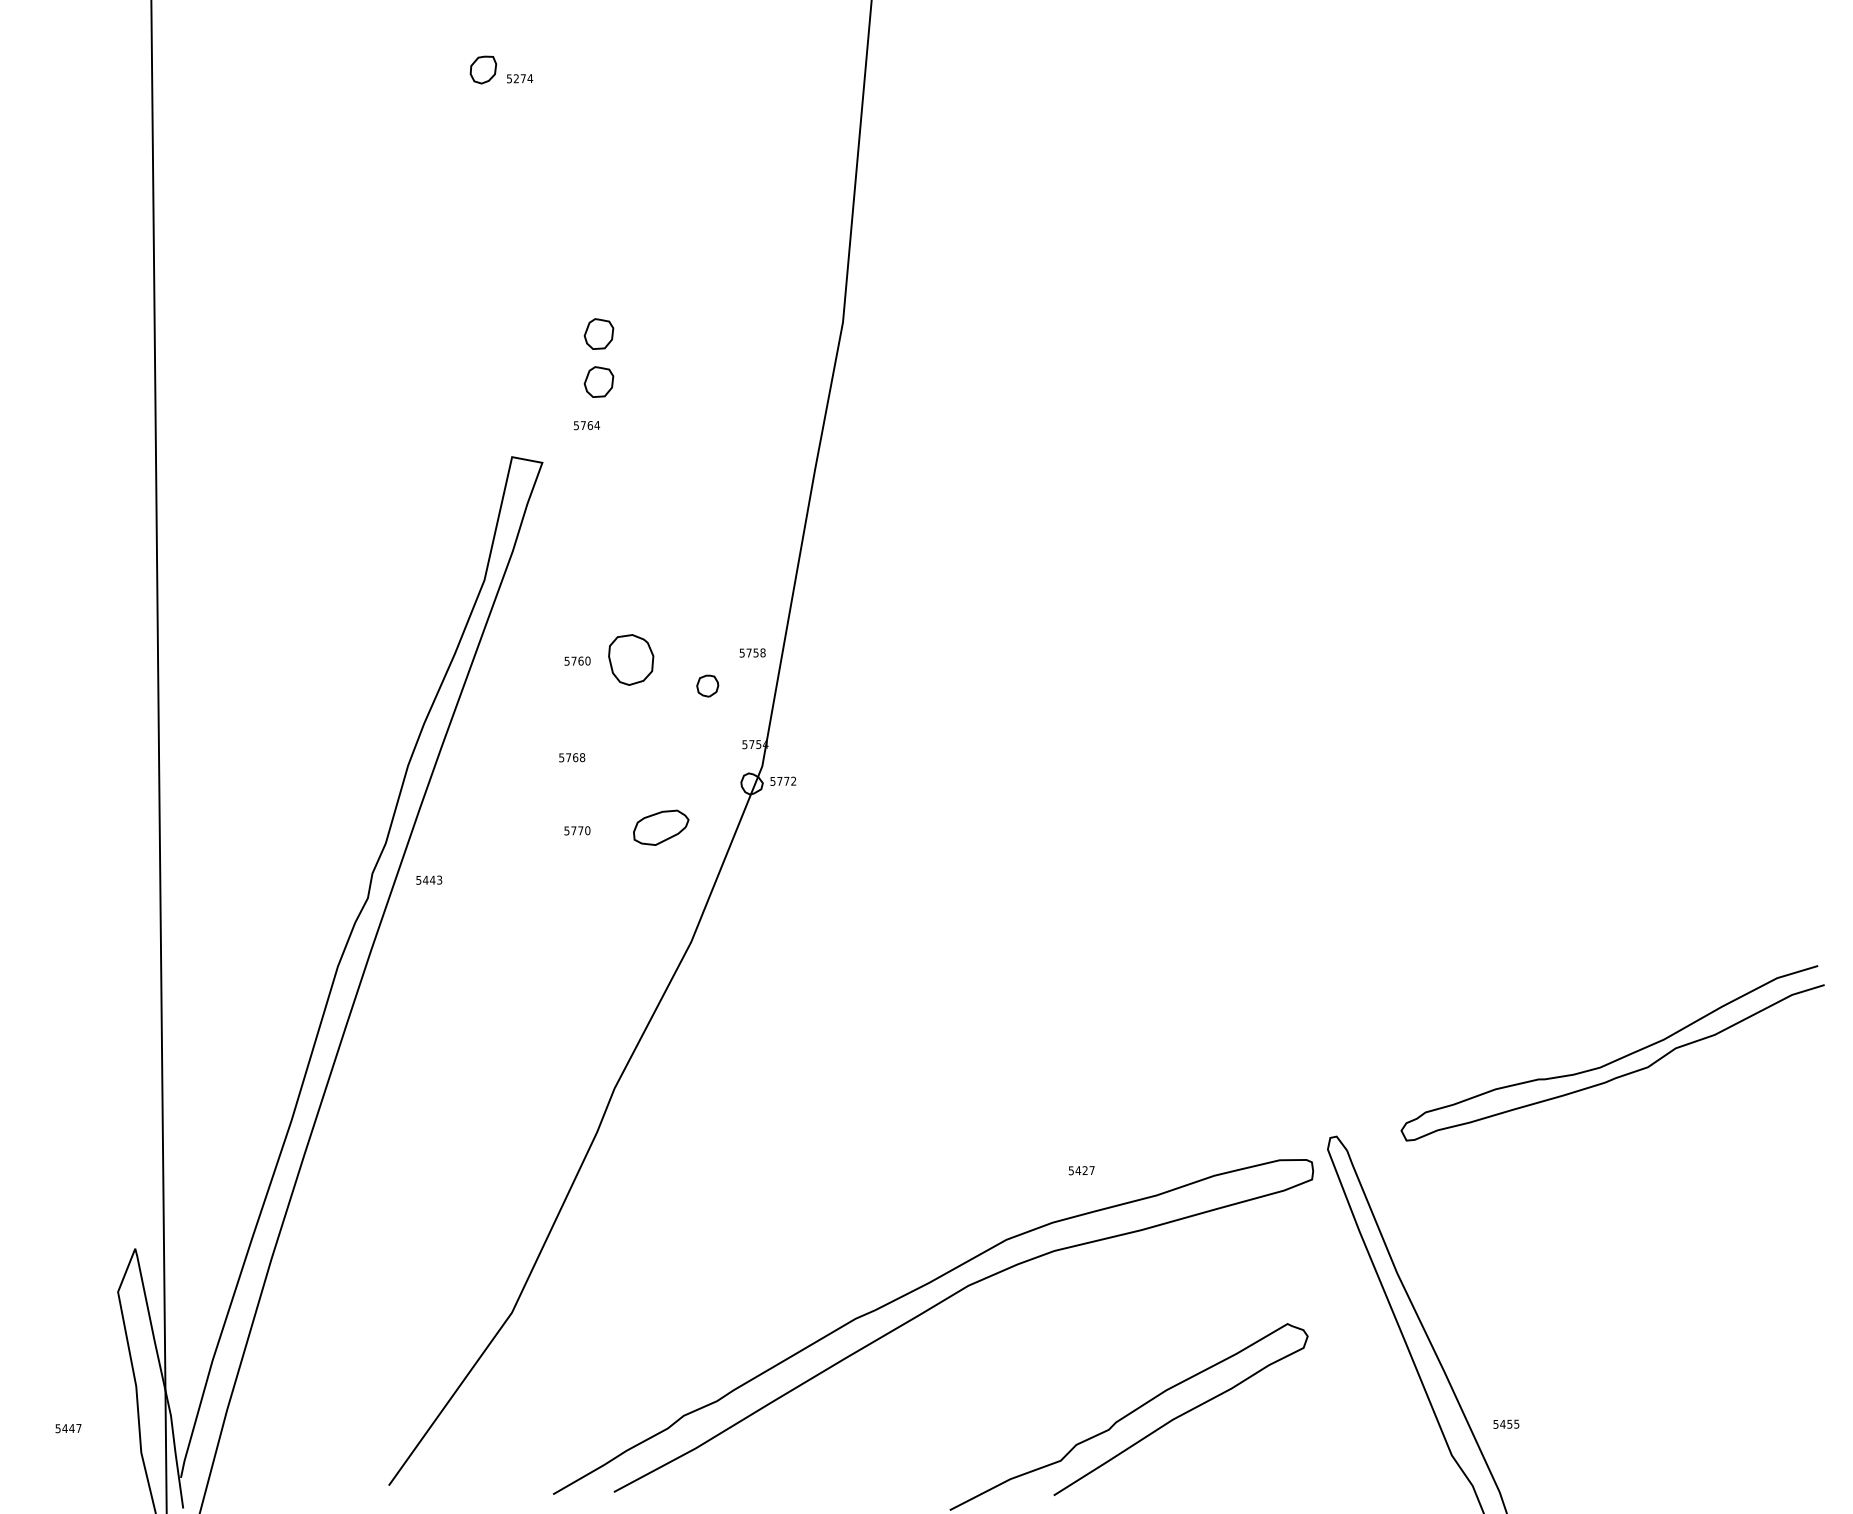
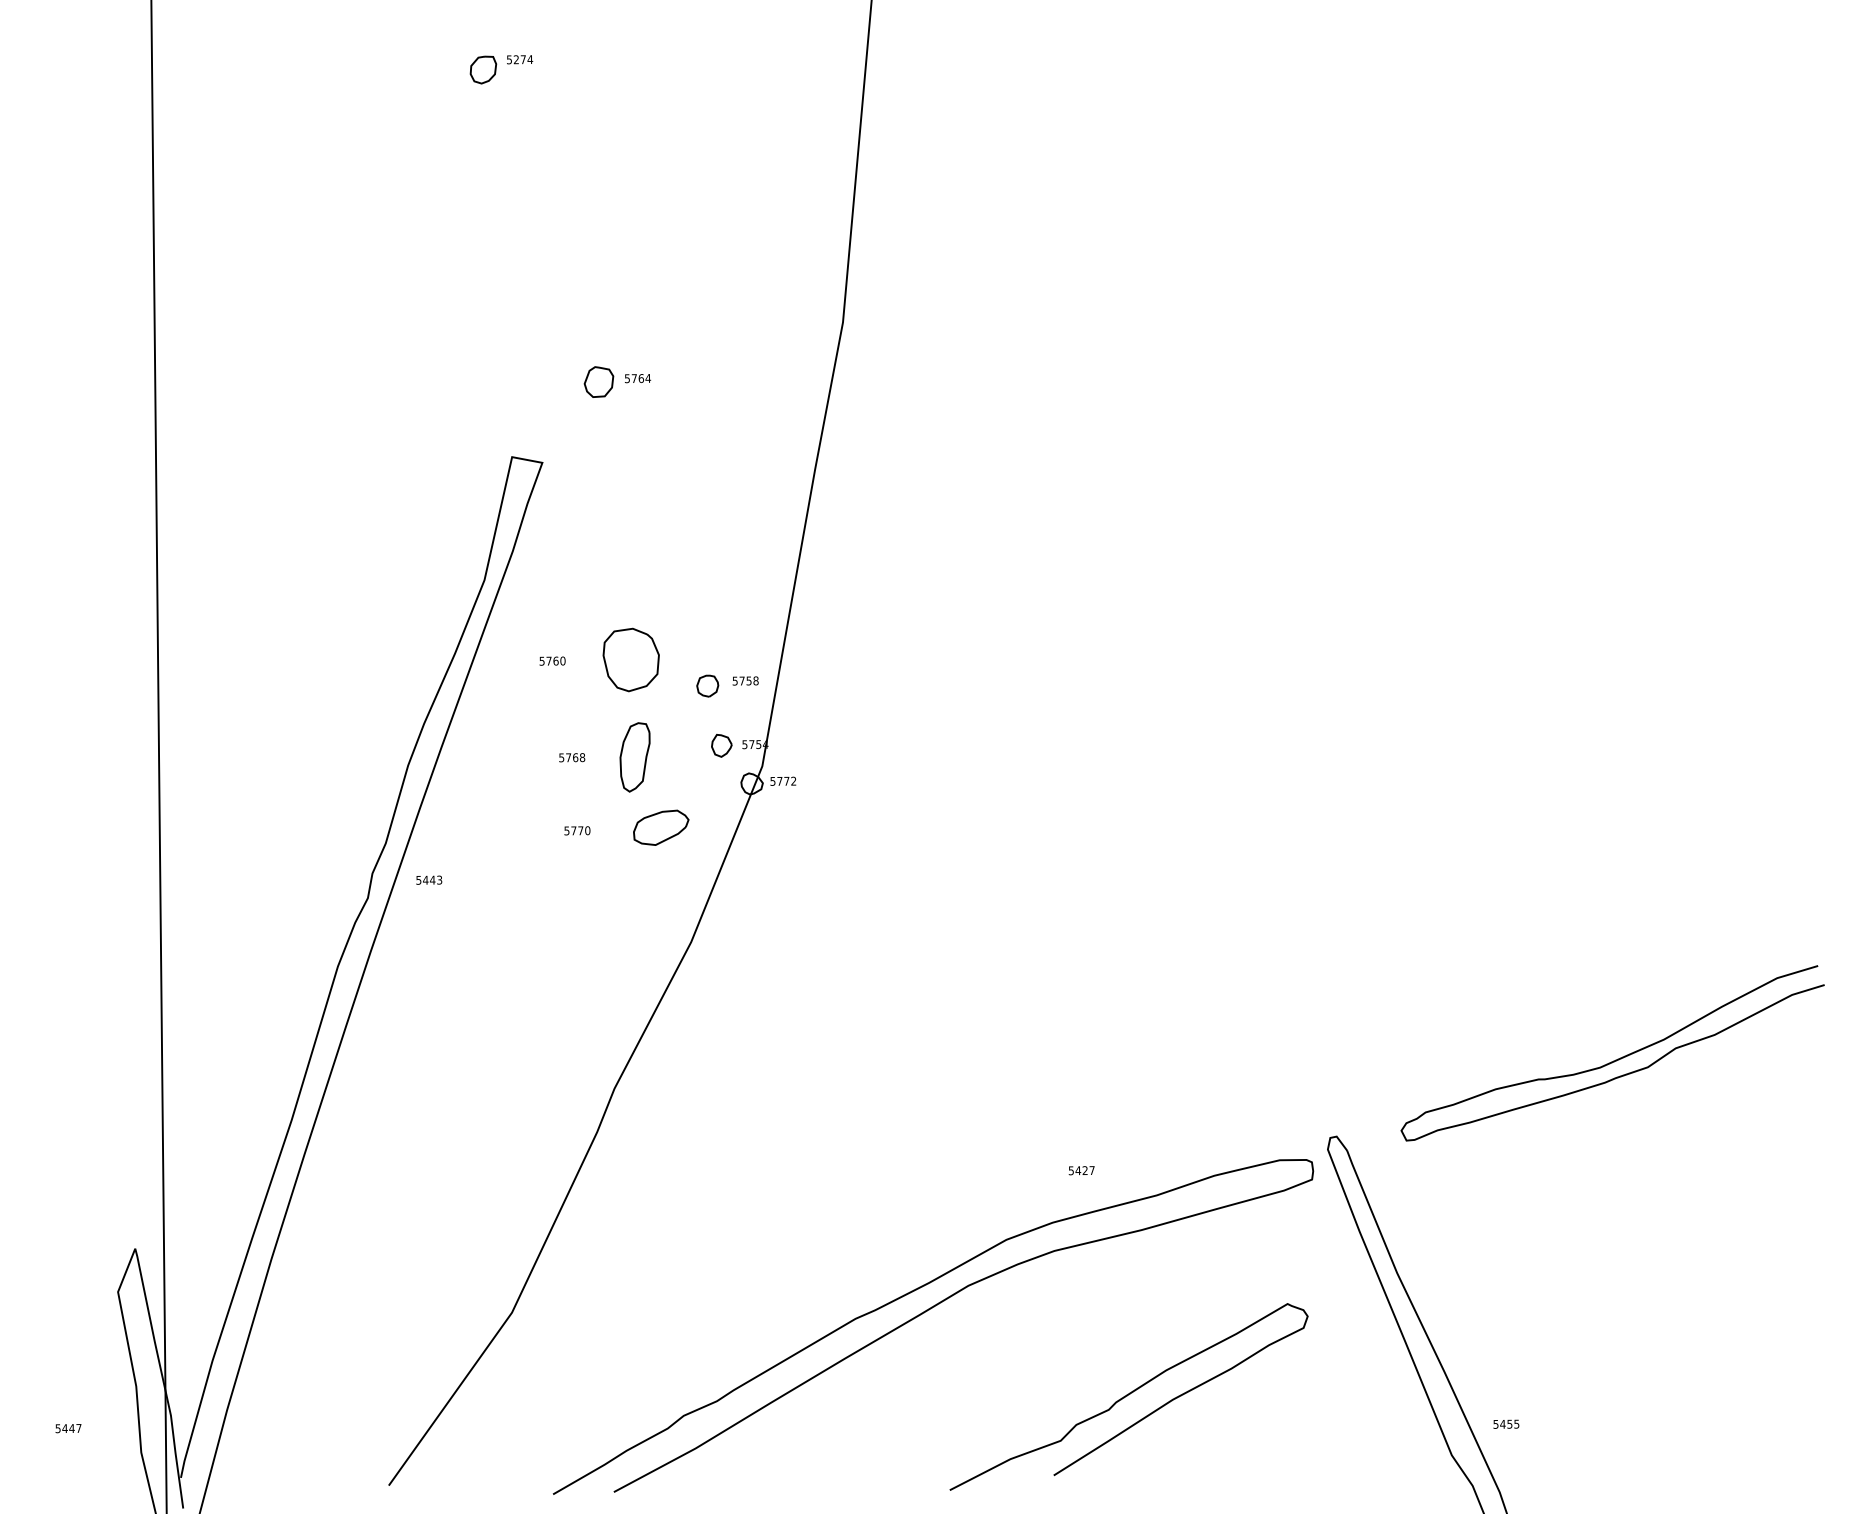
text position: (520, 78) -> (520, 59) (520, 59)
part: present -> none (598, 333)
text position: (587, 425) -> (638, 378) (638, 378)
text position: (752, 652) -> (745, 680) (745, 680)
part size: 47x52 px -> 58x66 px (630, 659)
text position: (577, 660) -> (552, 660) (552, 660)
part: none -> present (721, 745)
part: none -> present (634, 757)
curve position: (1128, 1415) -> (1128, 1395) (1128, 1395)
